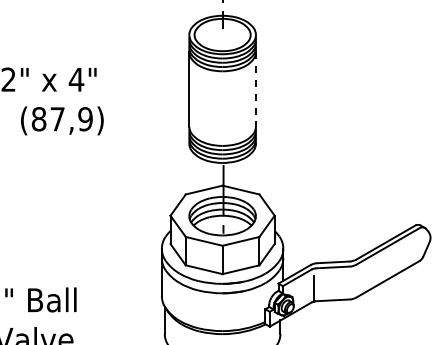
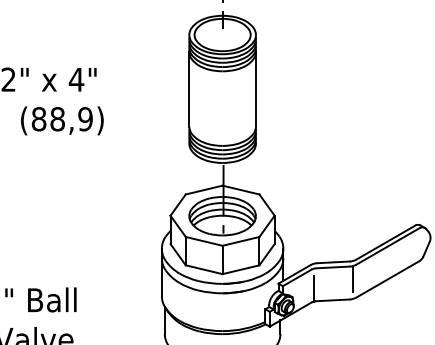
line: dashed -> solid (255, 89)
text: (87,9) -> (88,9) (57, 119)
line: none -> present (353, 279)
